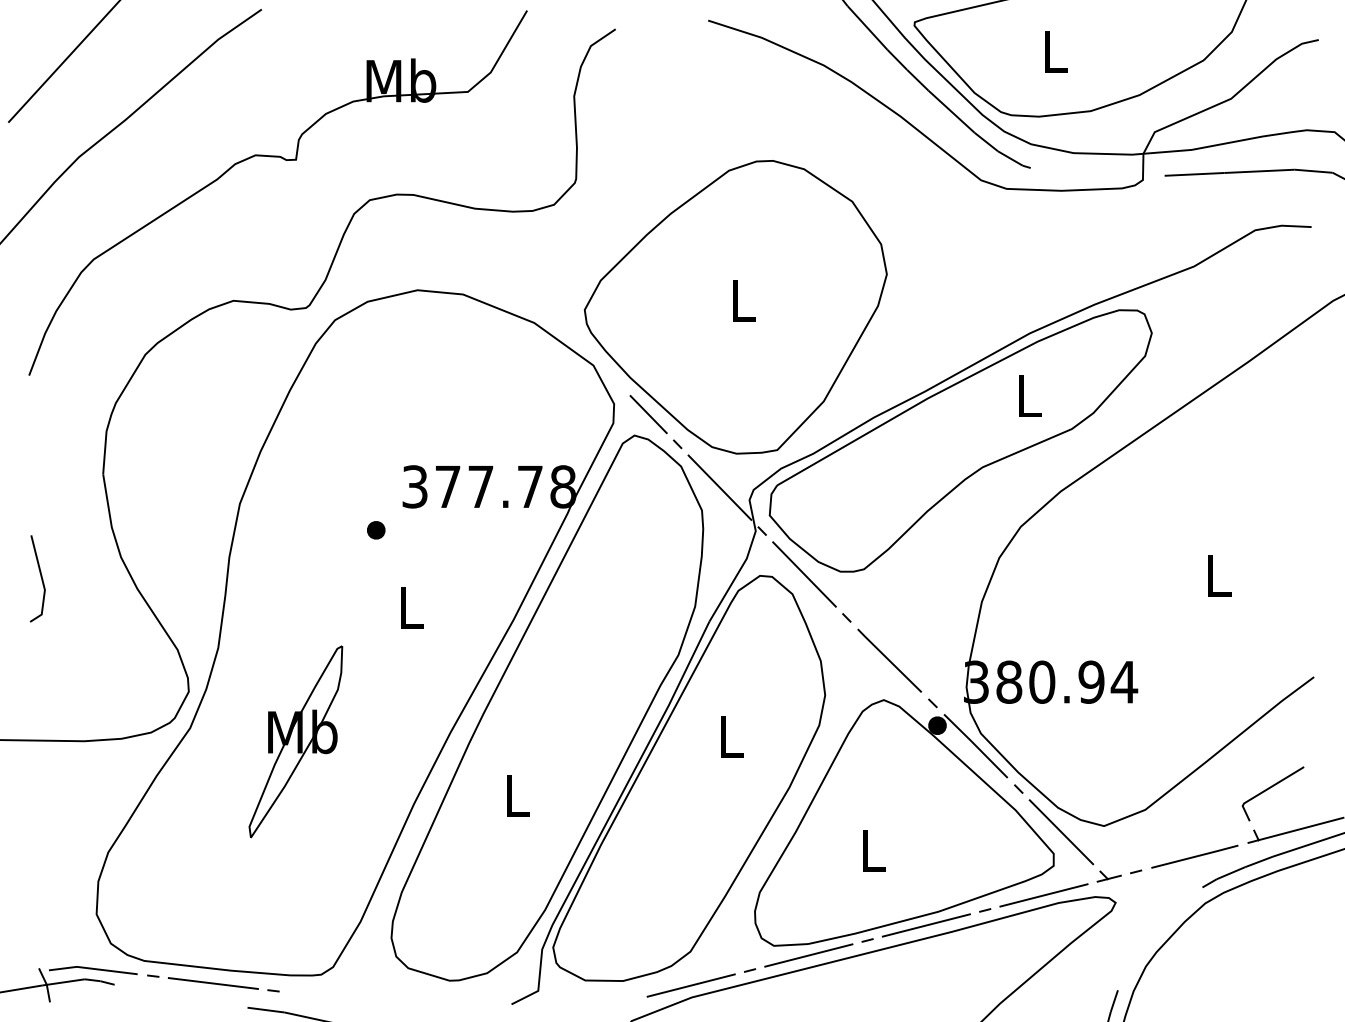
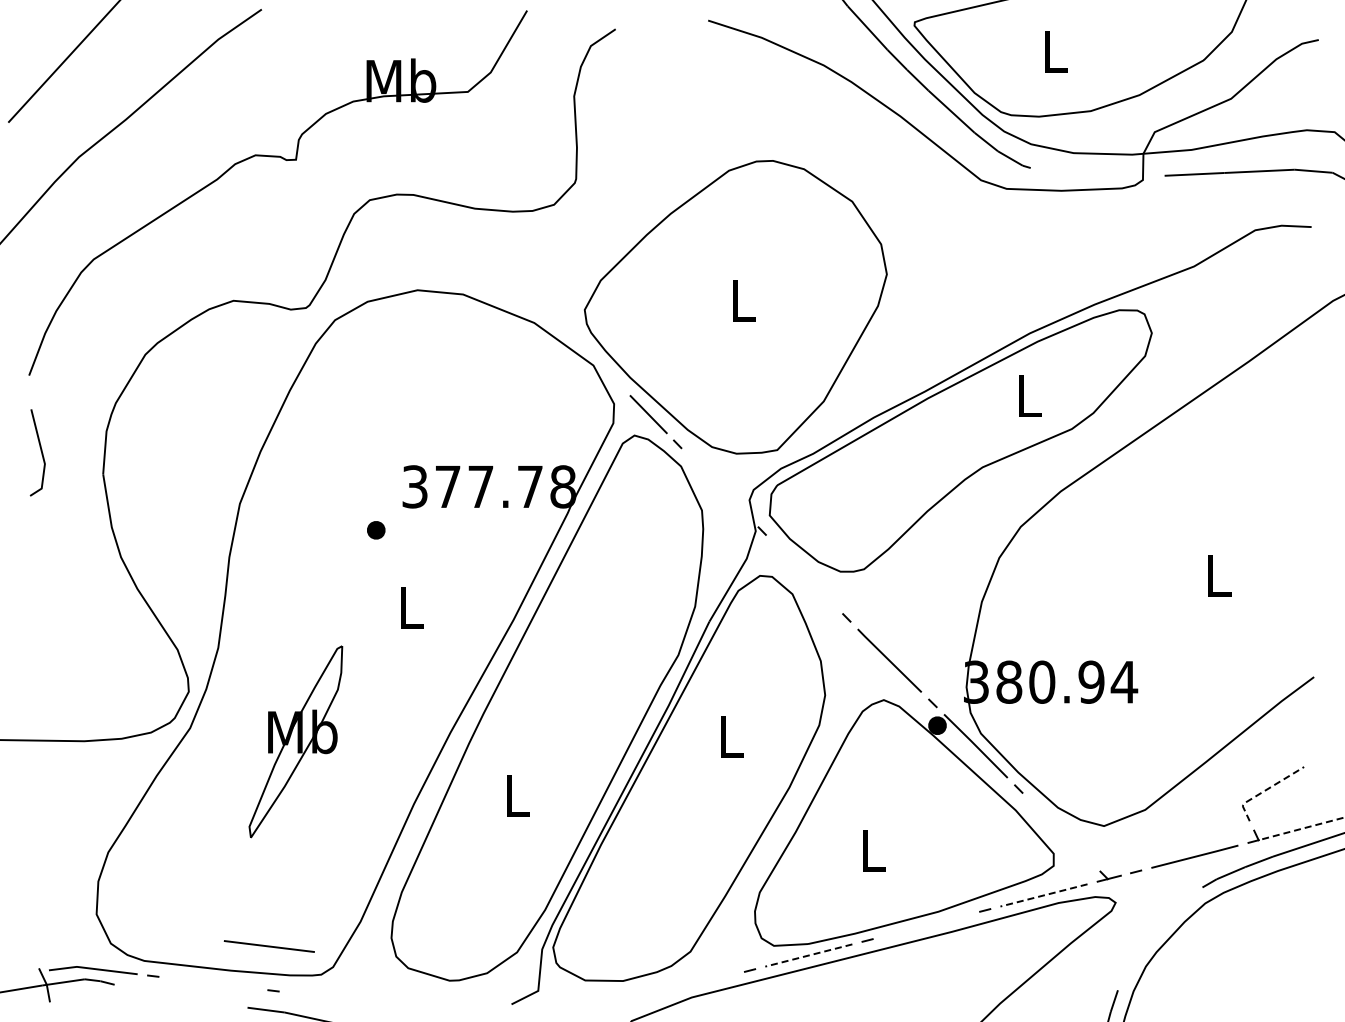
line: present -> none (719, 487)
line: present -> none (804, 574)
line position: (40, 577) -> (40, 451) (40, 451)
line: solid -> dashed (1265, 790)
line: solid -> dashed (1301, 829)
line: present -> none (1061, 832)
line: solid -> dashed (1043, 895)
line: present -> none (925, 925)
line: solid -> dashed (808, 955)
line position: (212, 983) -> (268, 946) (268, 946)
line: present -> none (690, 985)
